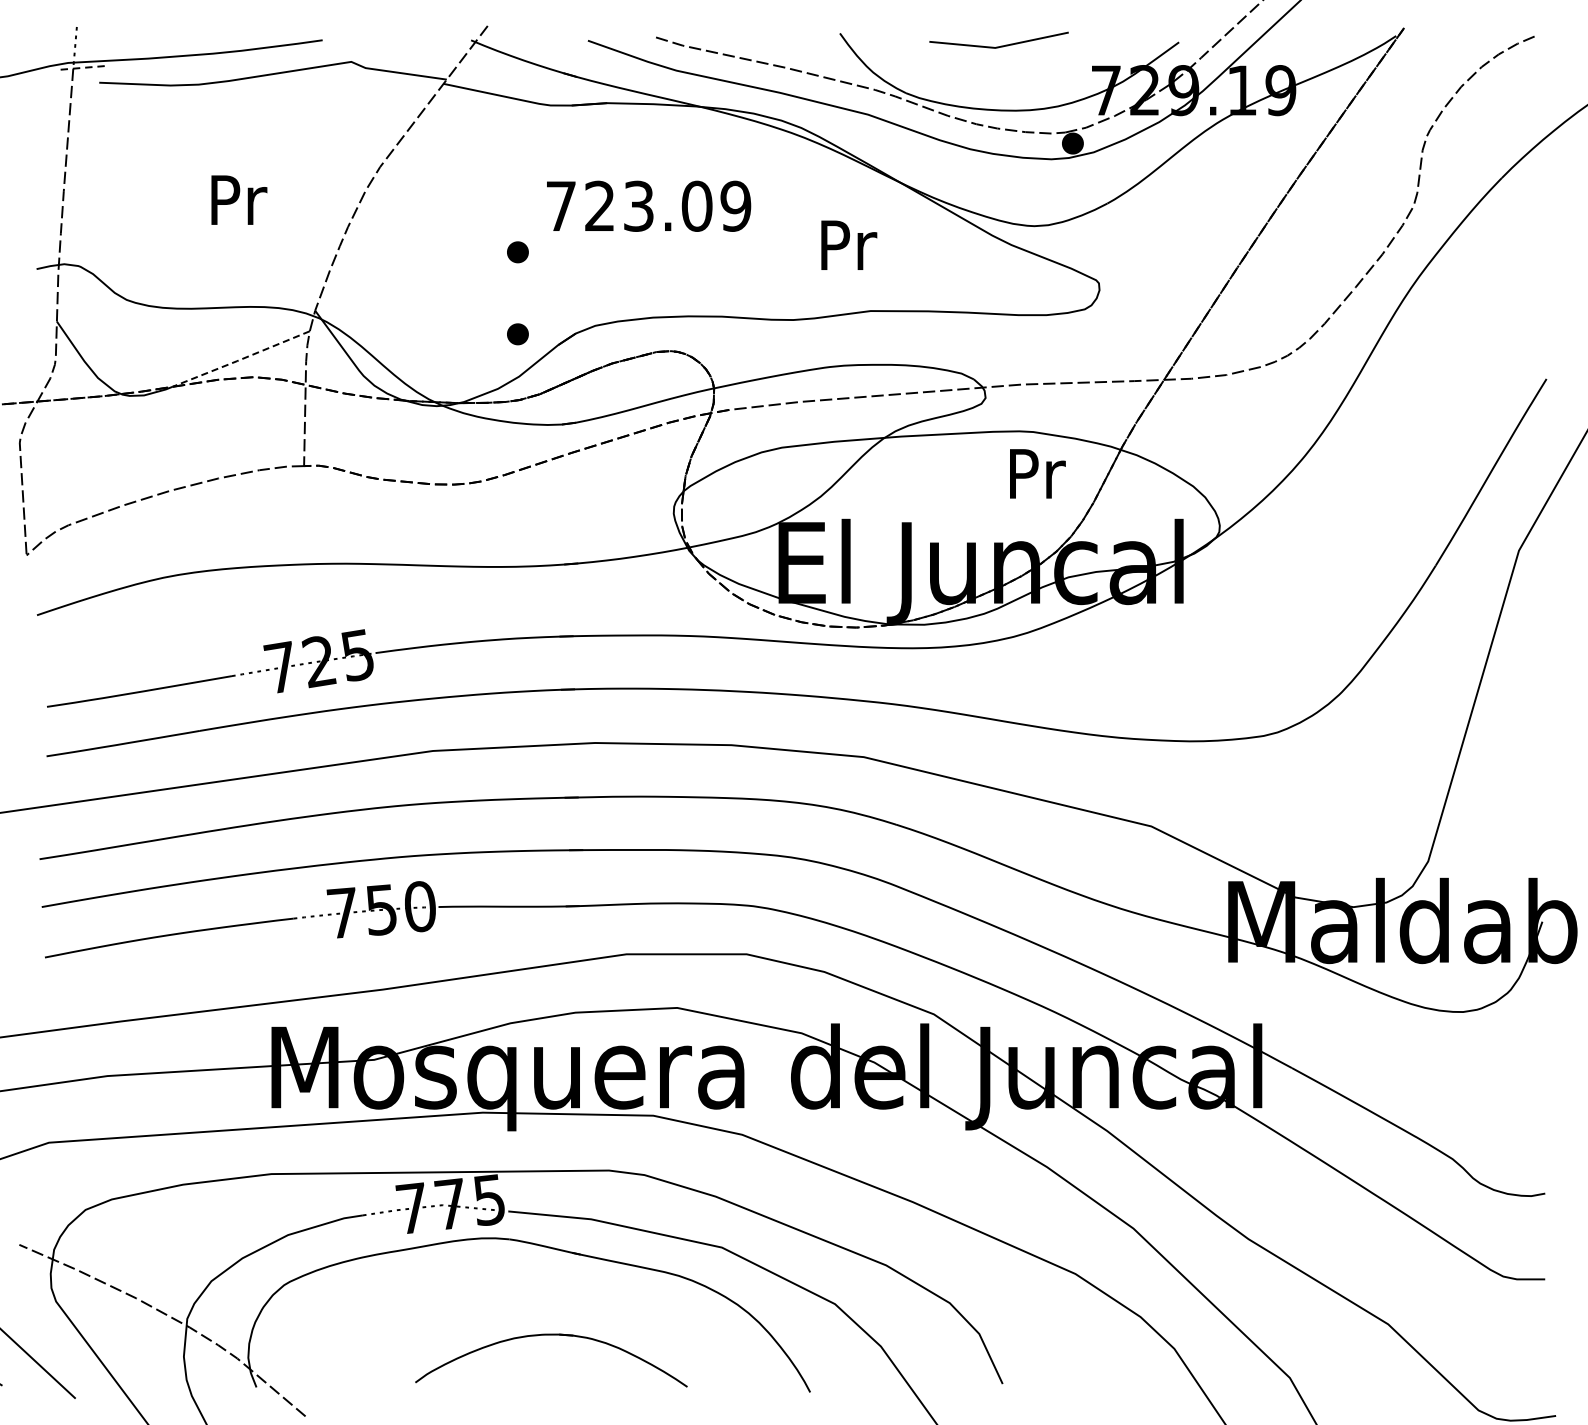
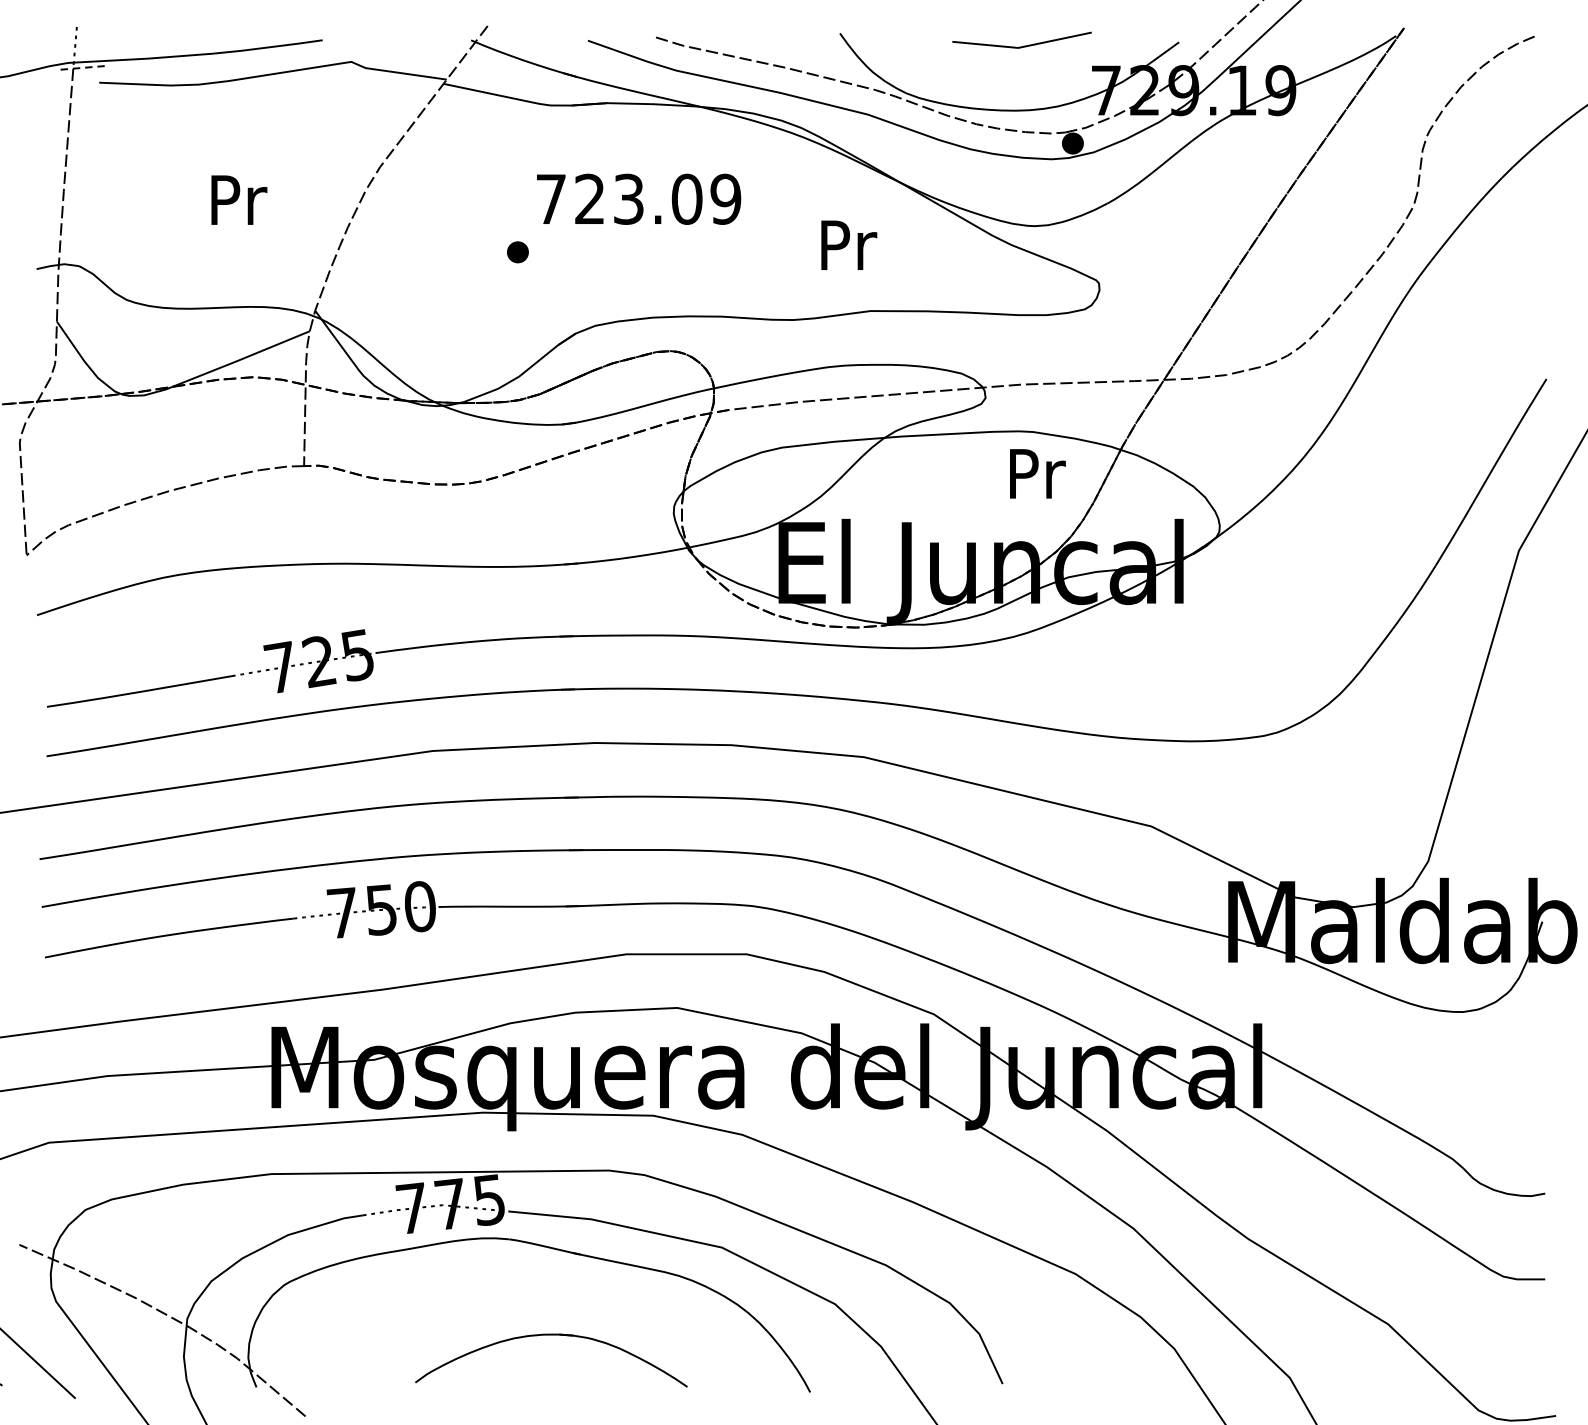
line position: (1001, 45) -> (1024, 45) (1024, 45)
text position: (649, 205) -> (639, 198) (639, 198)
part: present -> none (517, 334)
line: dashed -> solid (240, 359)
